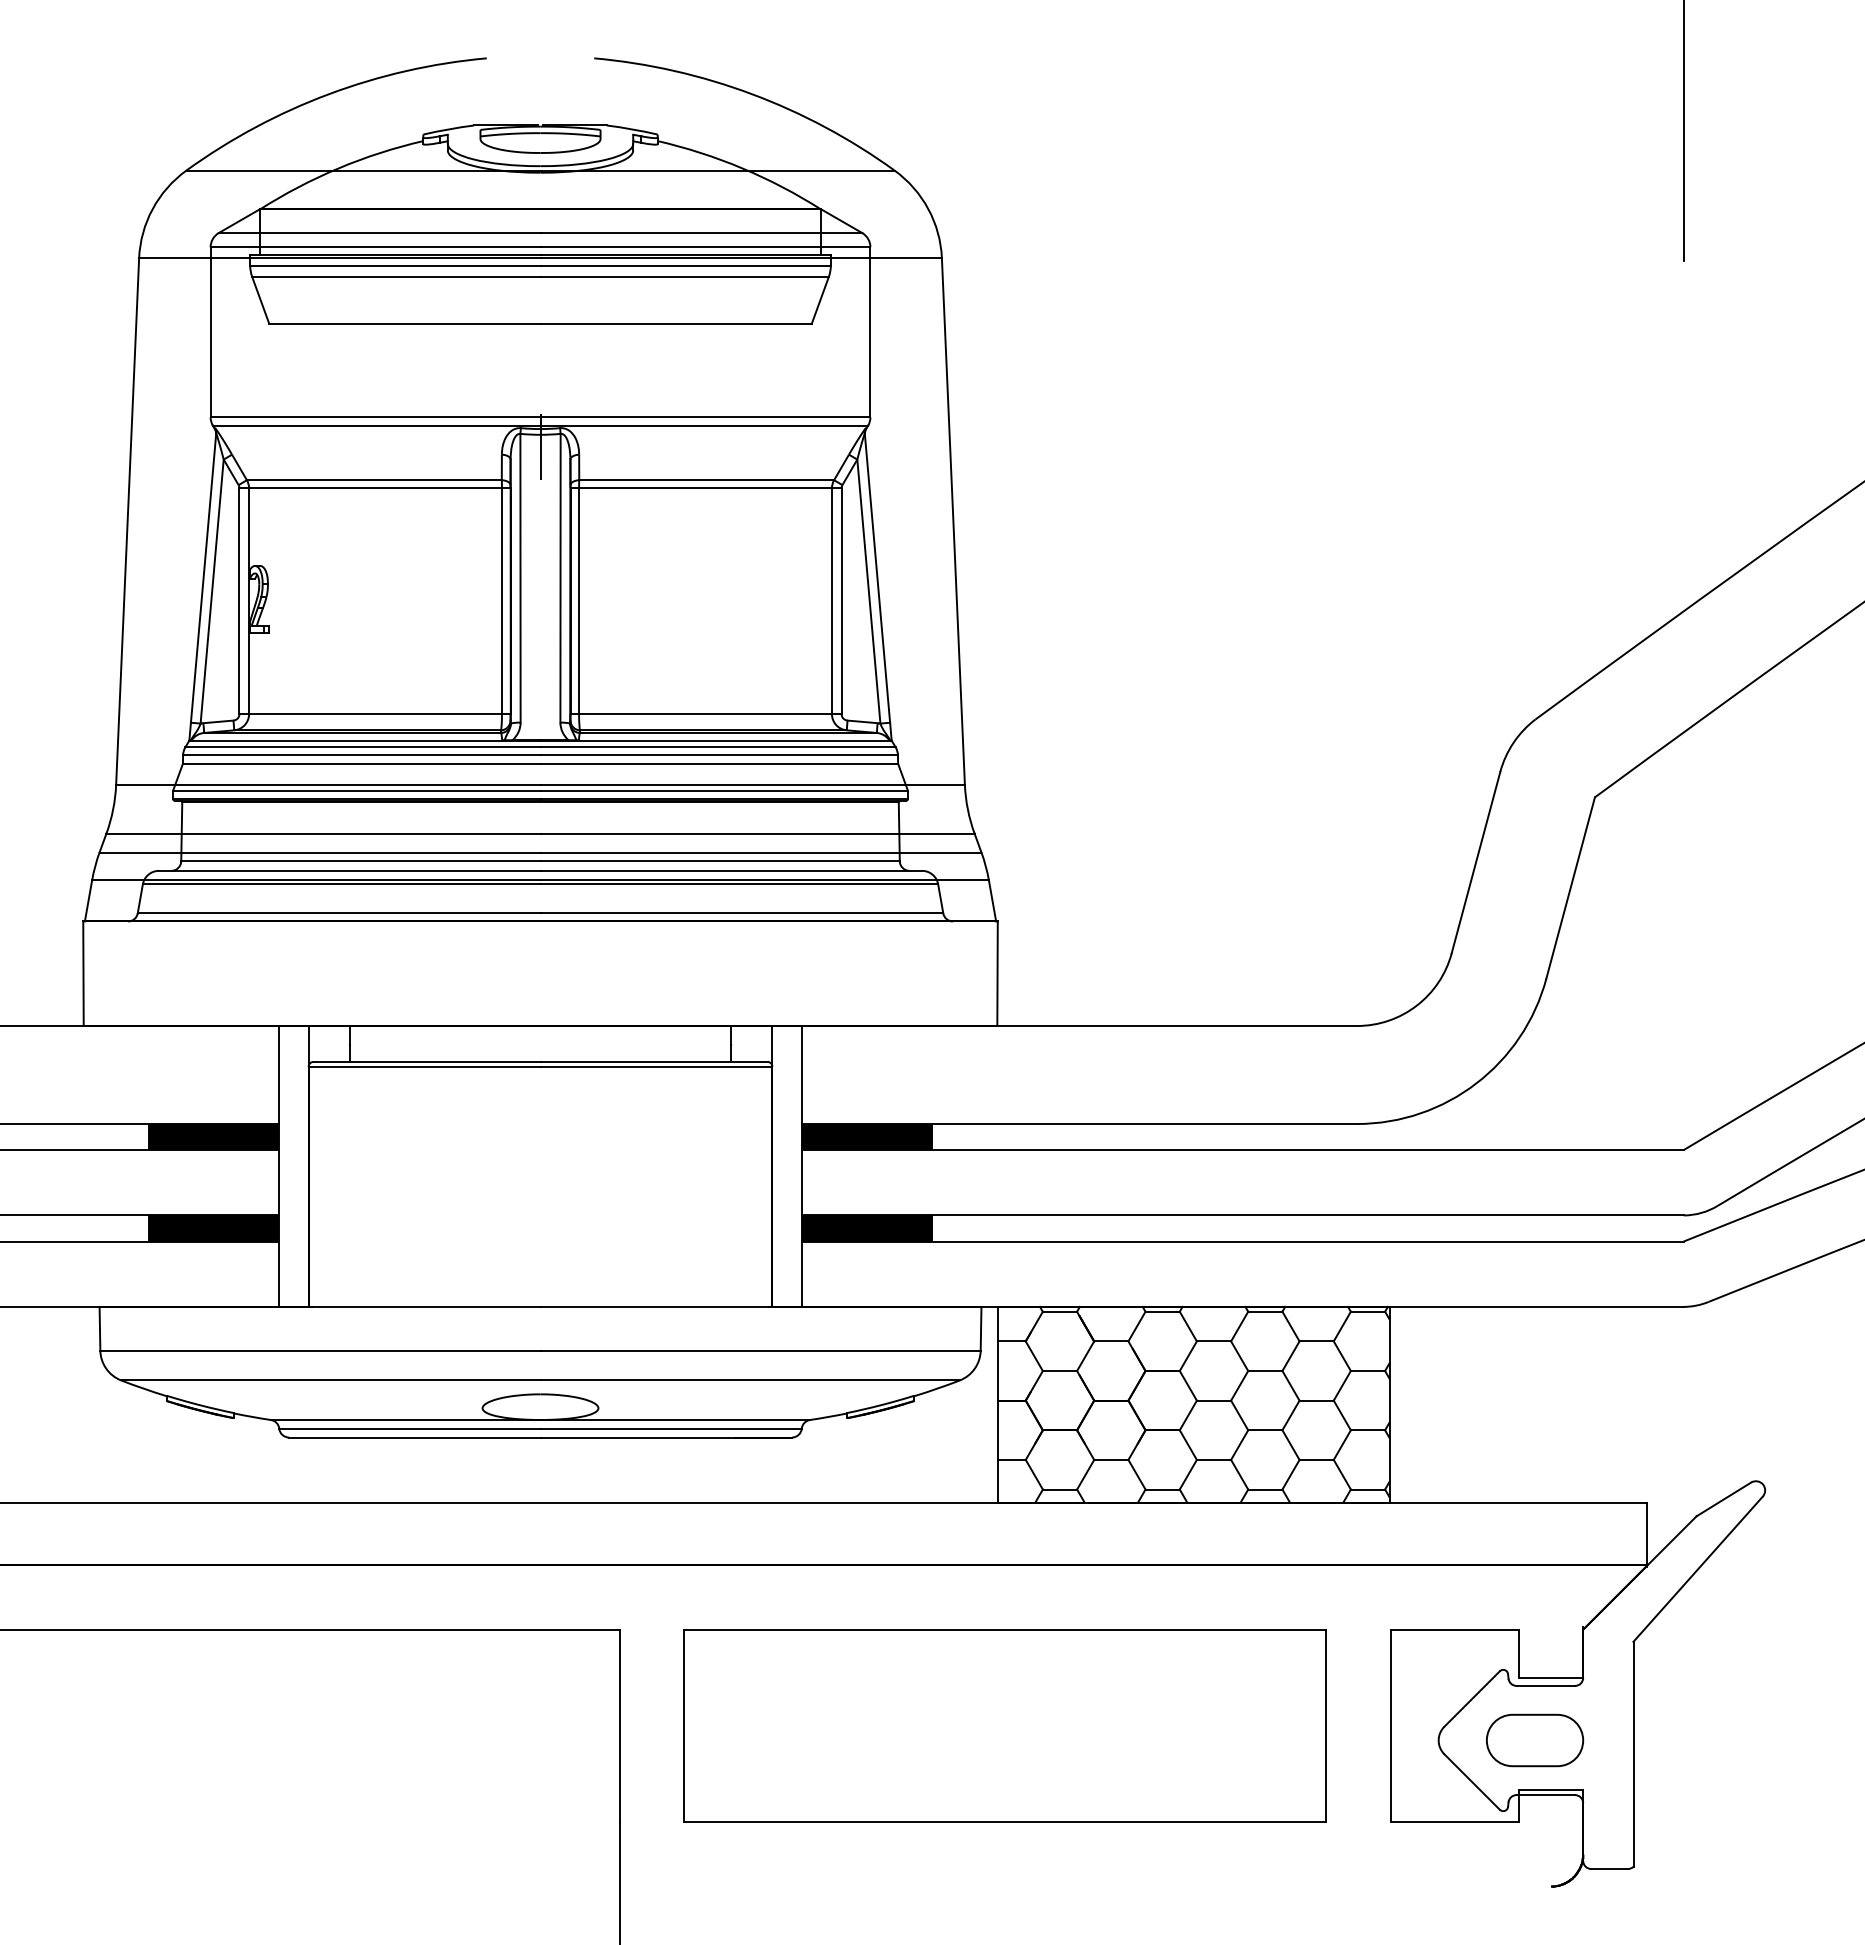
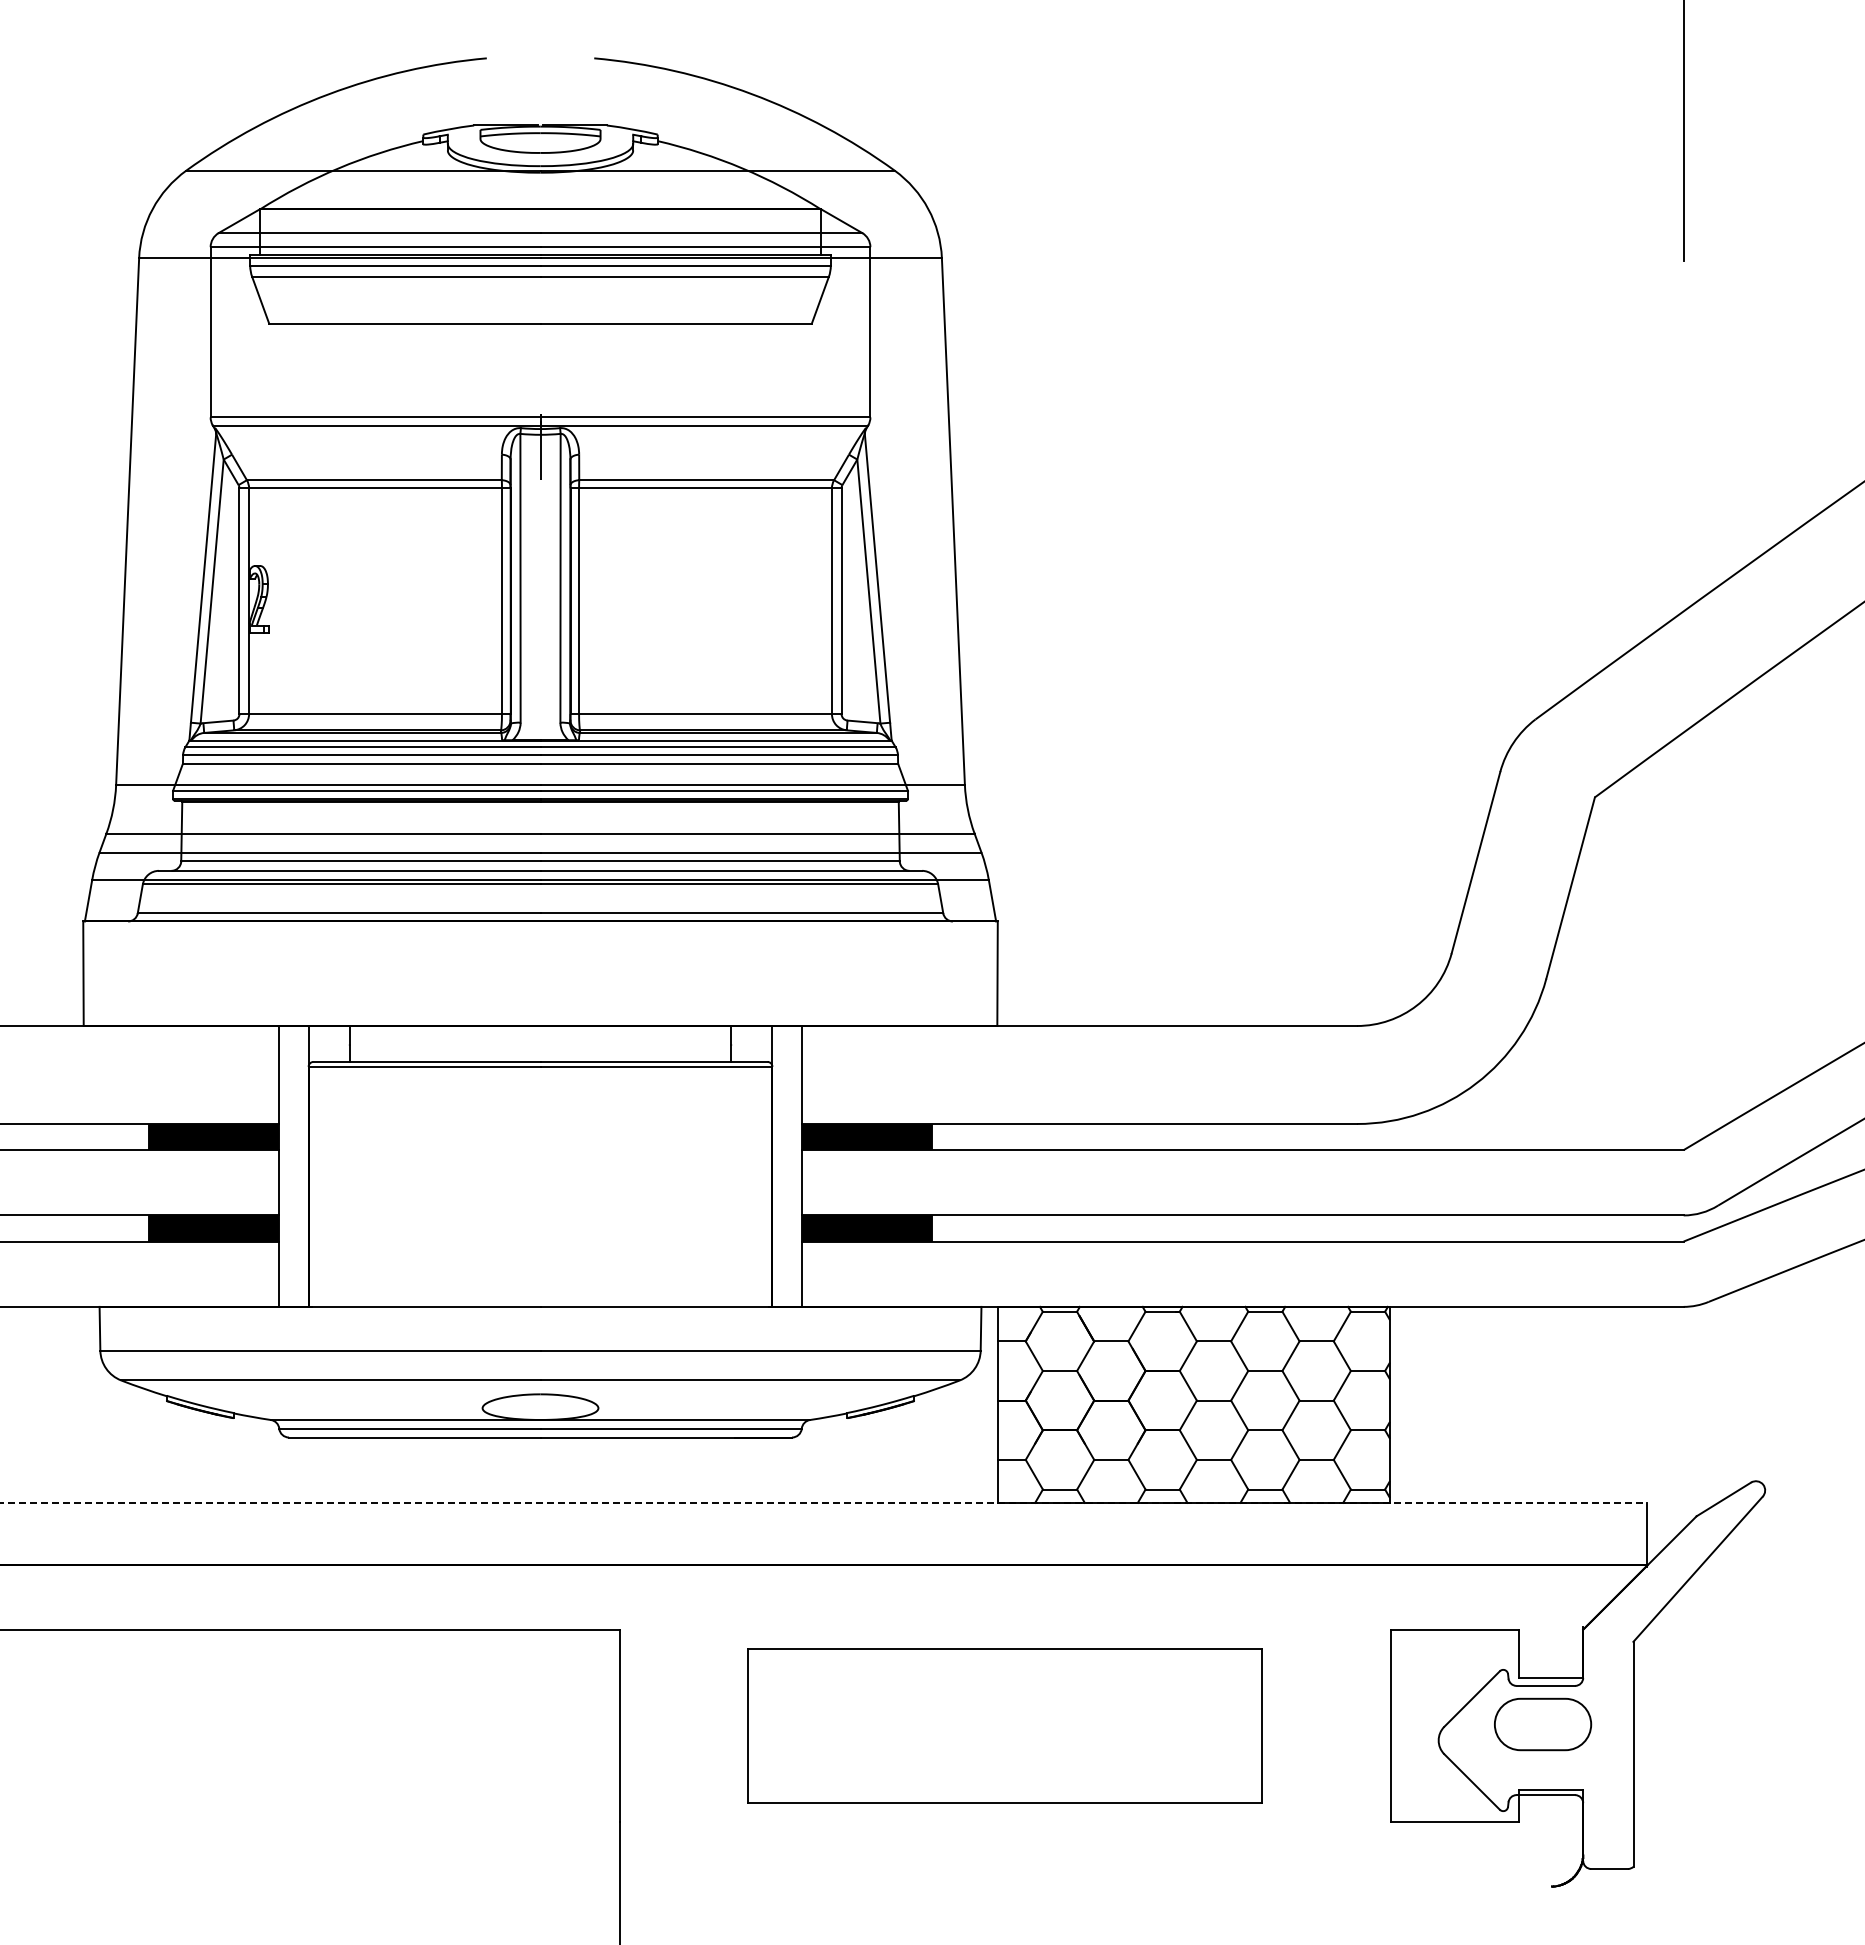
line: solid -> dashed (824, 1502)
part size: 644x194 px -> 516x156 px (1004, 1725)
part position: (1535, 1740) -> (1543, 1724) (1543, 1724)
